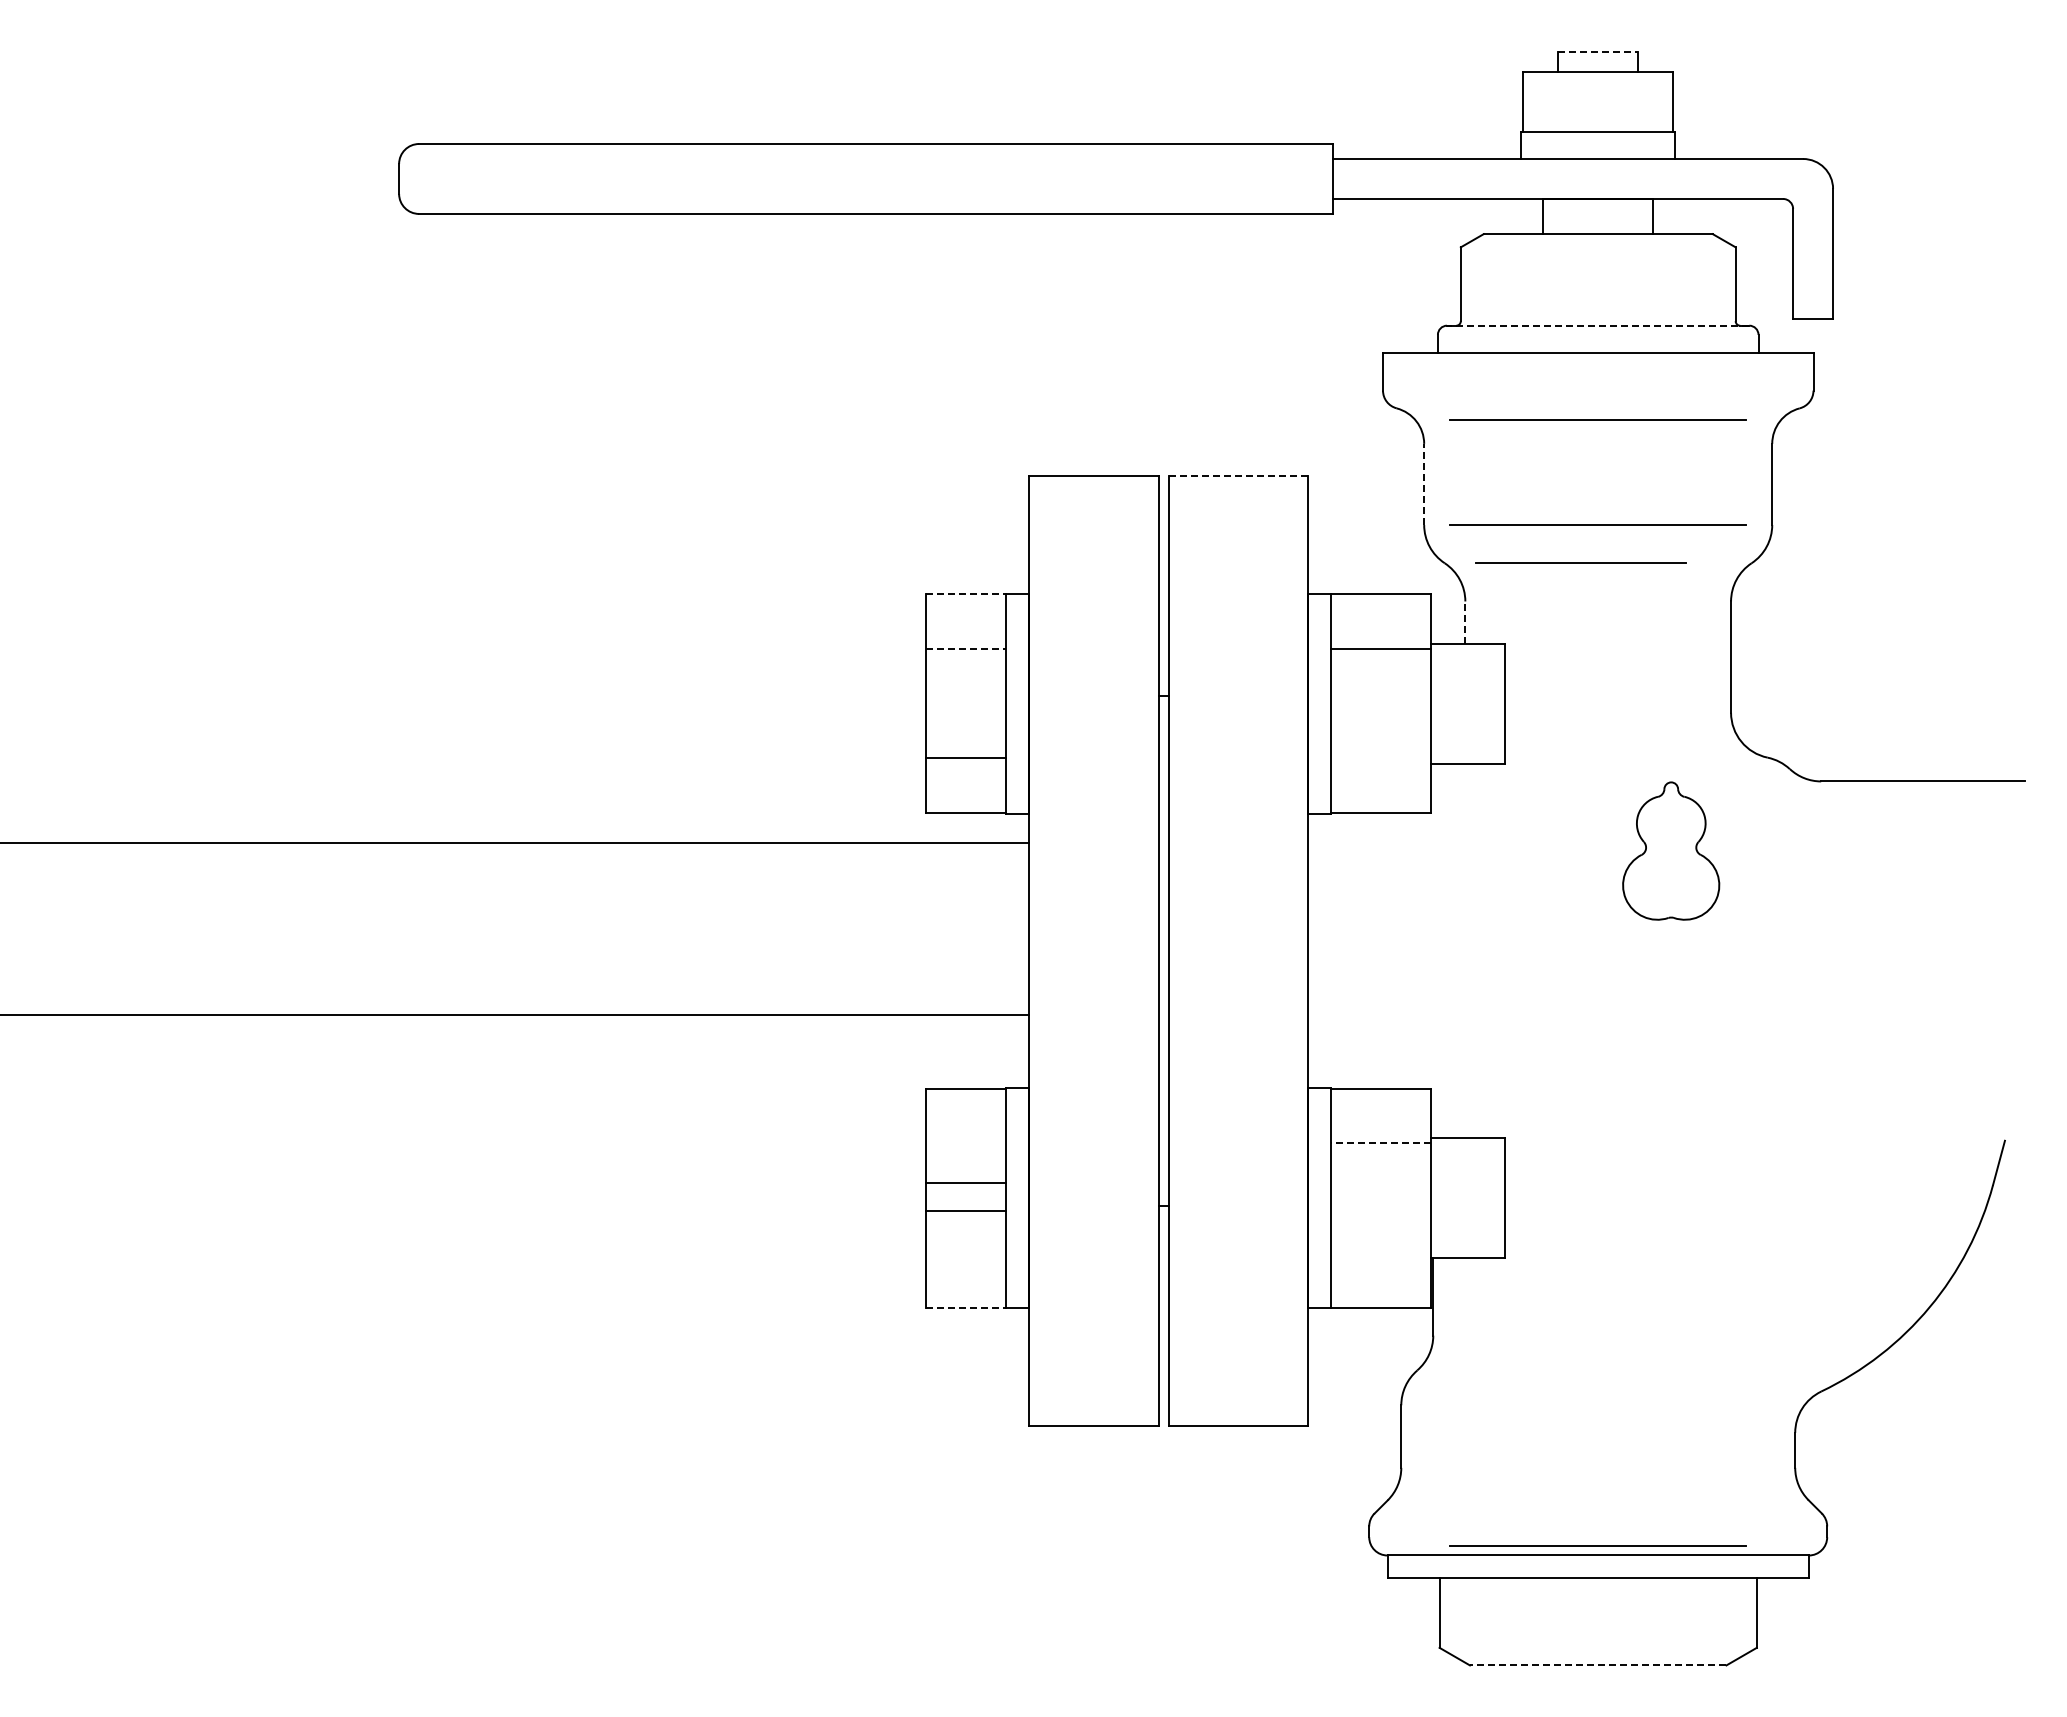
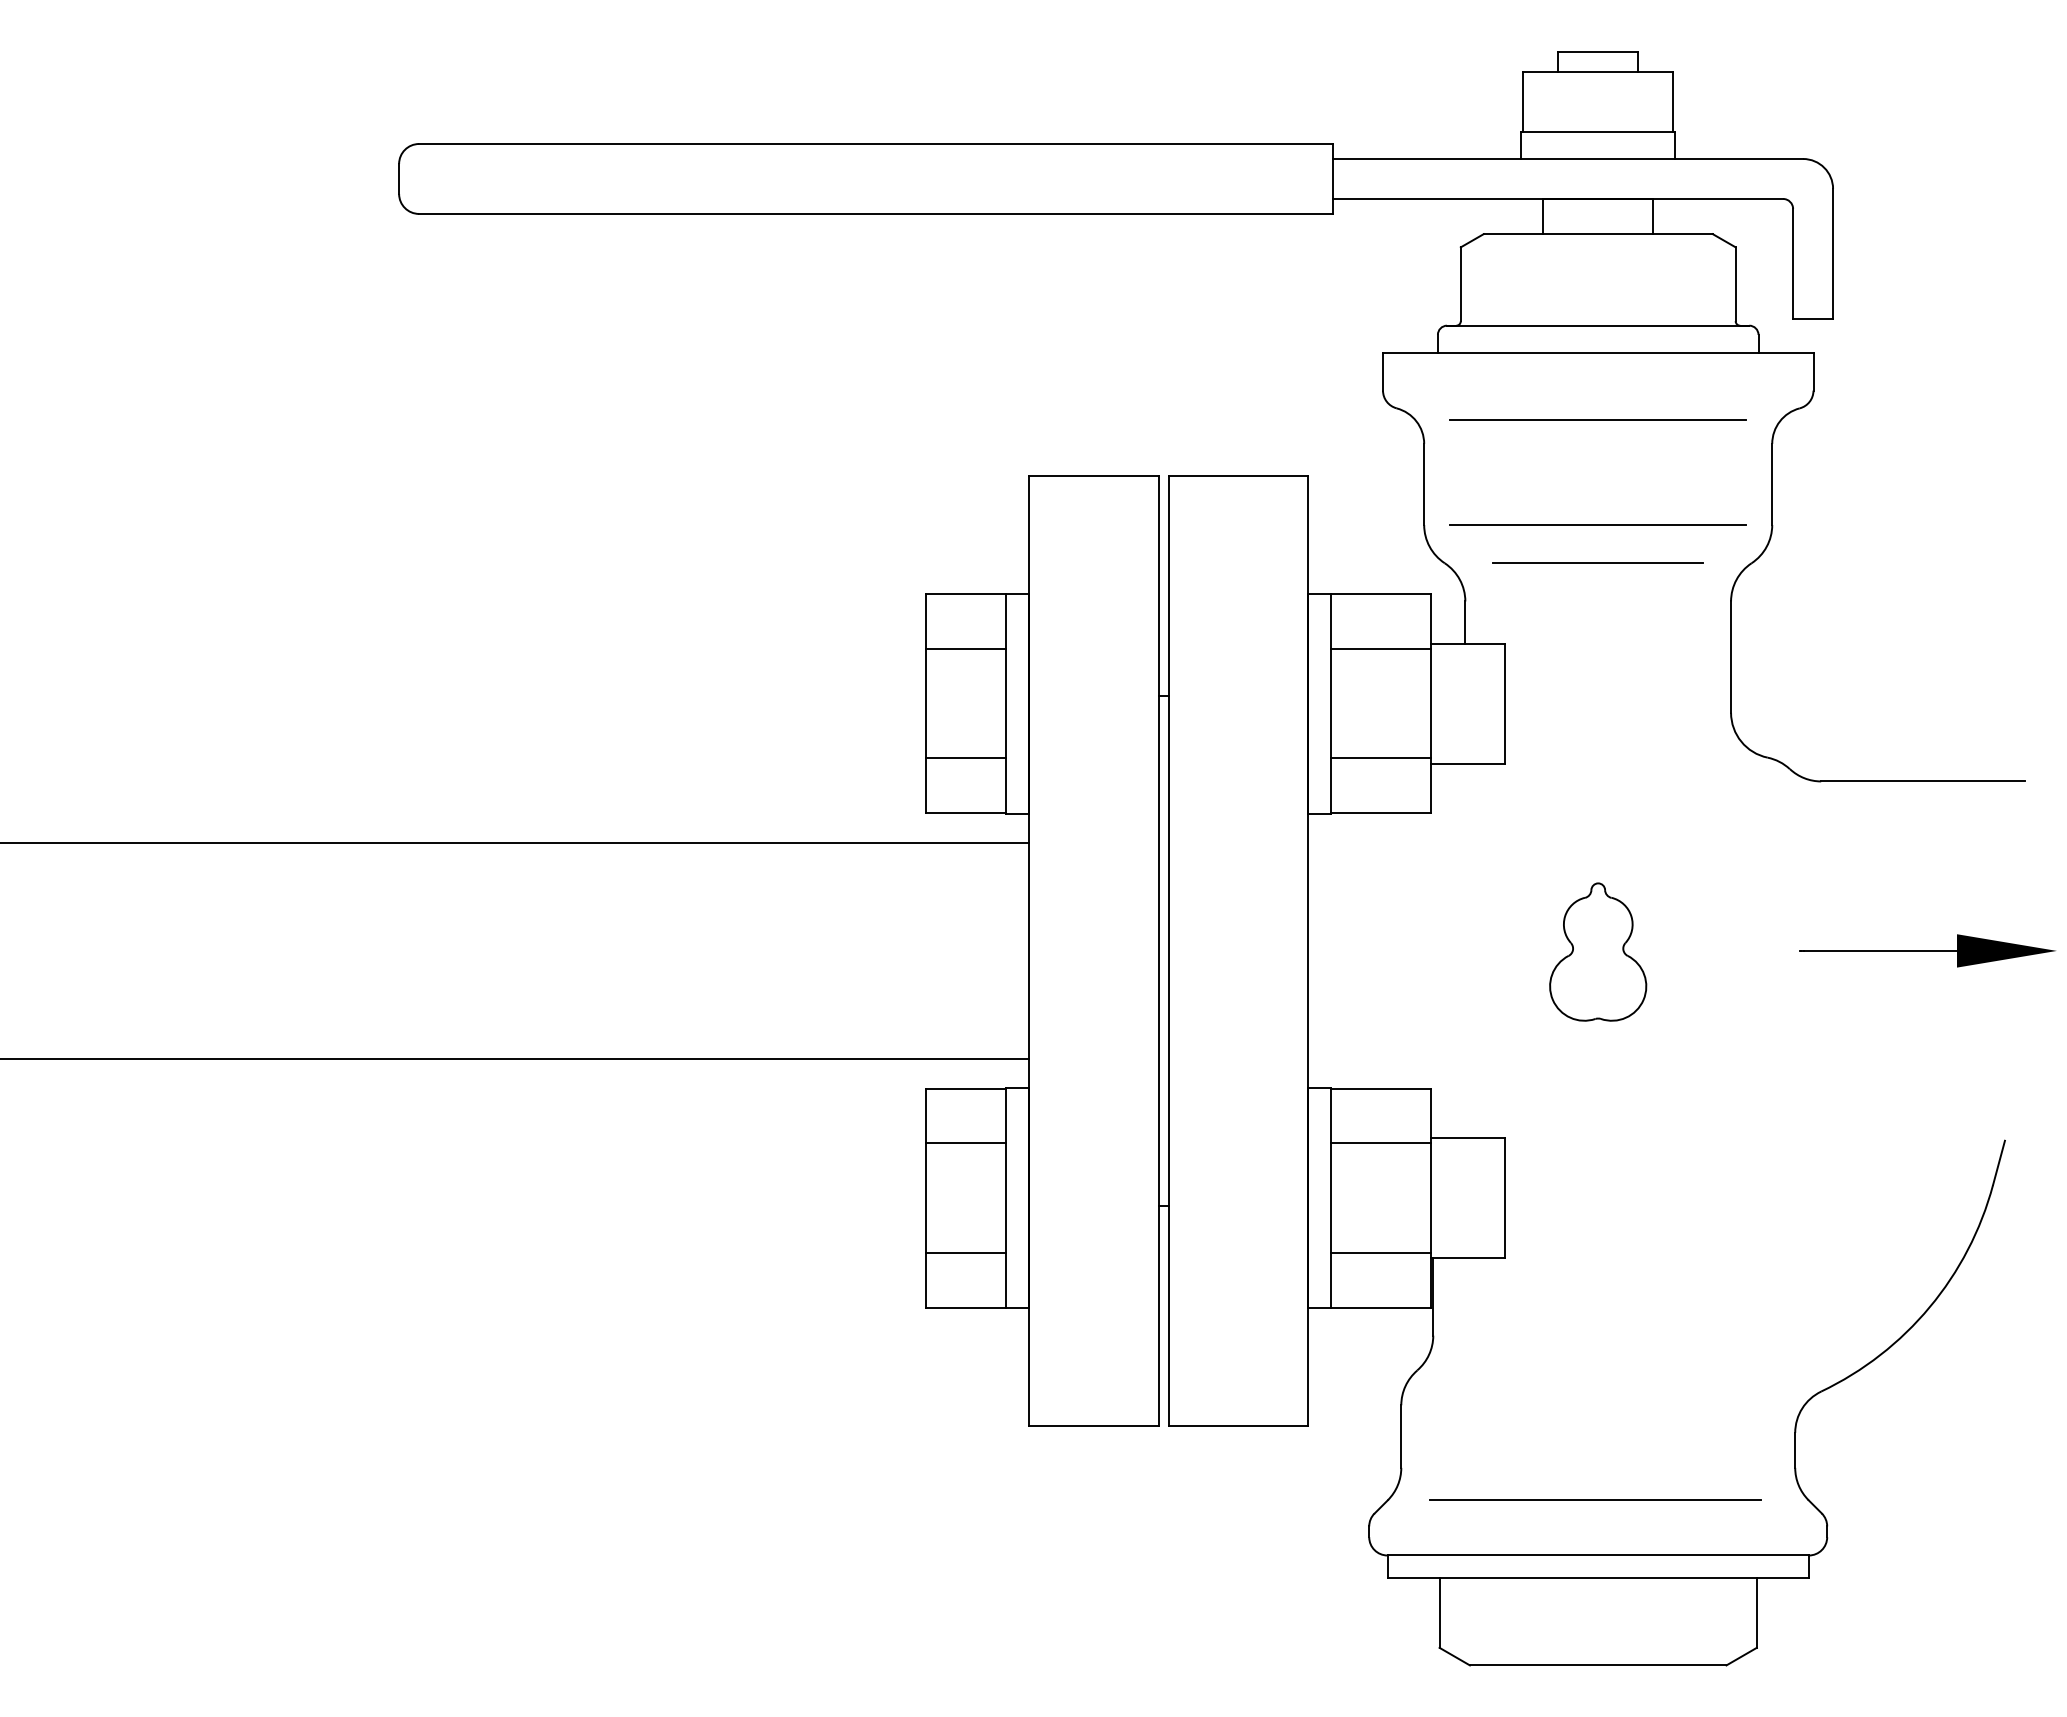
line: dashed -> solid (1598, 51)
line: dashed -> solid (1597, 325)
line: dashed -> solid (1238, 476)
line: dashed -> solid (1424, 484)
line position: (1580, 562) -> (1597, 562) (1597, 562)
line: dashed -> solid (965, 593)
line: dashed -> solid (1465, 622)
line: dashed -> solid (965, 648)
line: none -> present (1381, 758)
part position: (1671, 850) -> (1598, 951) (1598, 951)
part: none -> present (1927, 950)
line position: (515, 1015) -> (515, 1059) (515, 1059)
line: dashed -> solid (1381, 1143)
line position: (965, 1183) -> (965, 1143) (965, 1143)
line position: (965, 1211) -> (965, 1253) (965, 1253)
line: none -> present (1381, 1253)
line: dashed -> solid (965, 1307)
line: none -> present (1595, 1500)
line: present -> none (1597, 1545)
line: dashed -> solid (1597, 1665)
